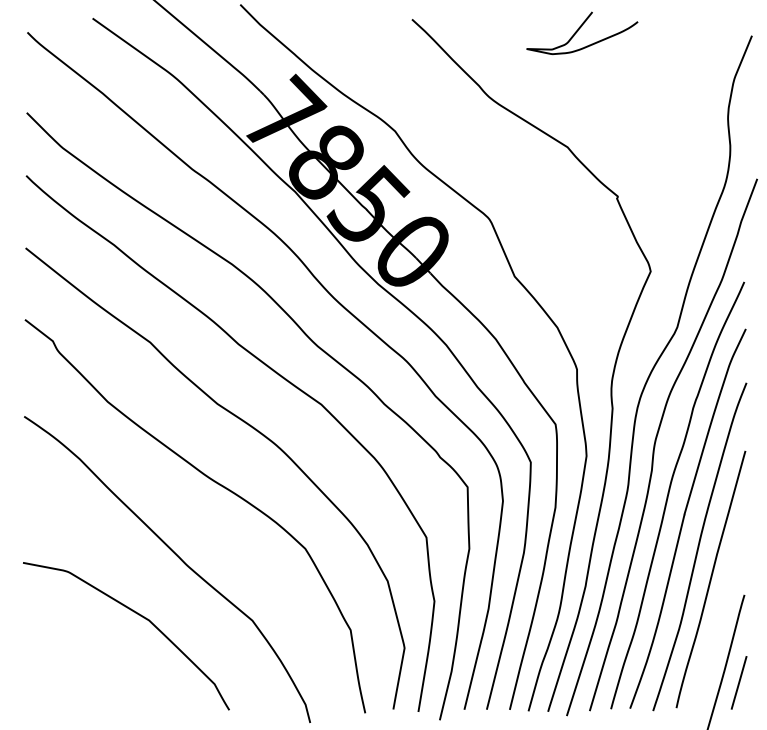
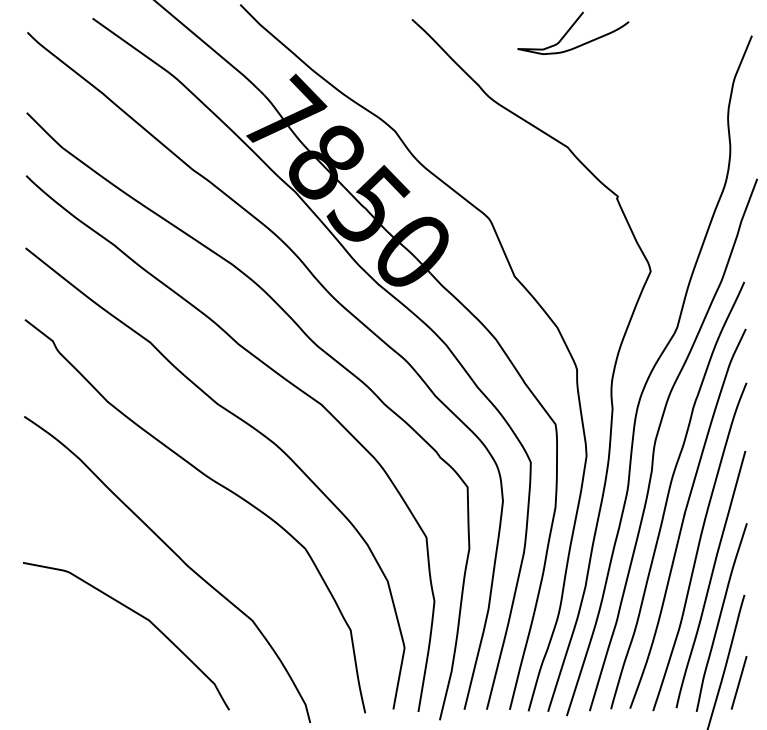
curve position: (578, 31) -> (569, 31) (569, 31)
curve: none -> present (720, 617)
